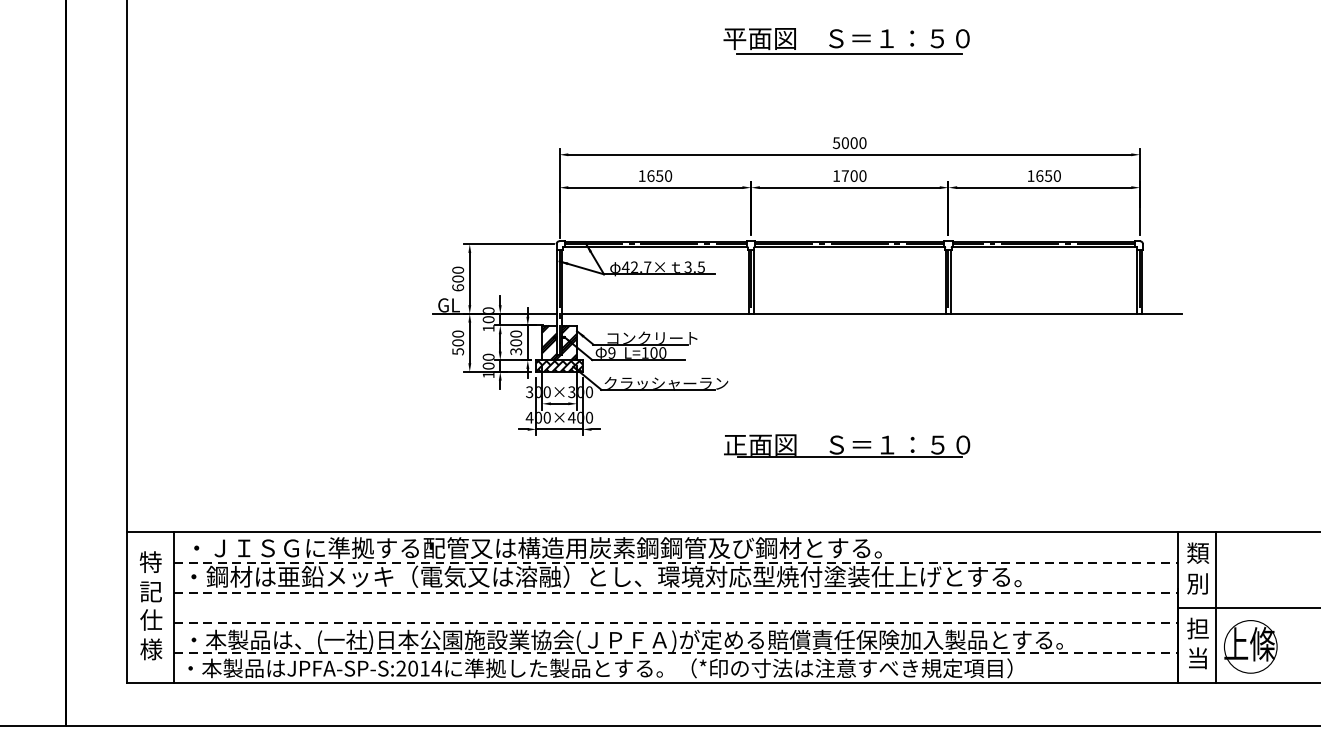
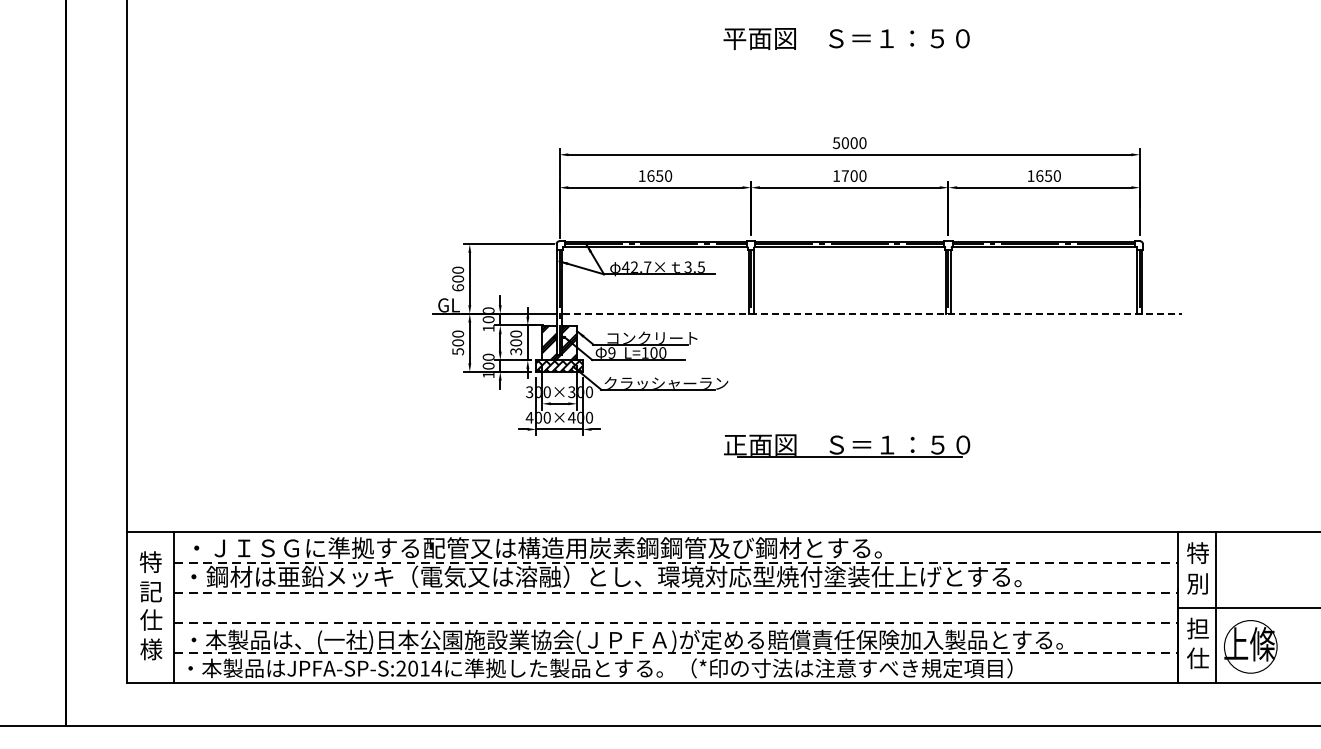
line: present -> none (849, 53)
line: solid -> dashed (872, 313)
text: 類 -> 特 (1198, 552)
text: 当 -> 仕 (1198, 658)
